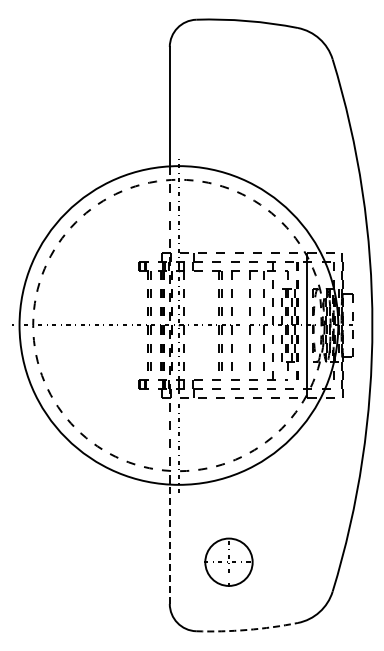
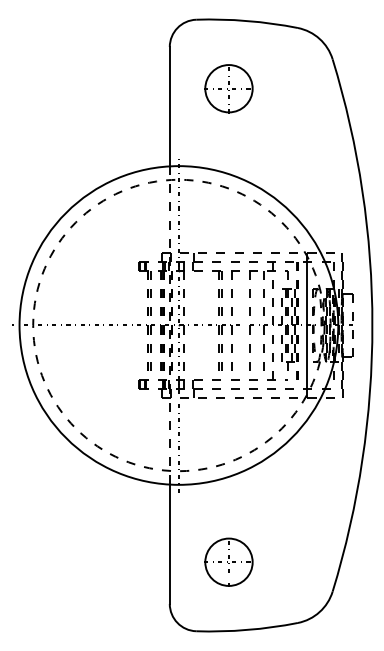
part: none -> present (228, 88)
line: dashed -> solid (169, 544)
arc: dashed -> solid (247, 629)
